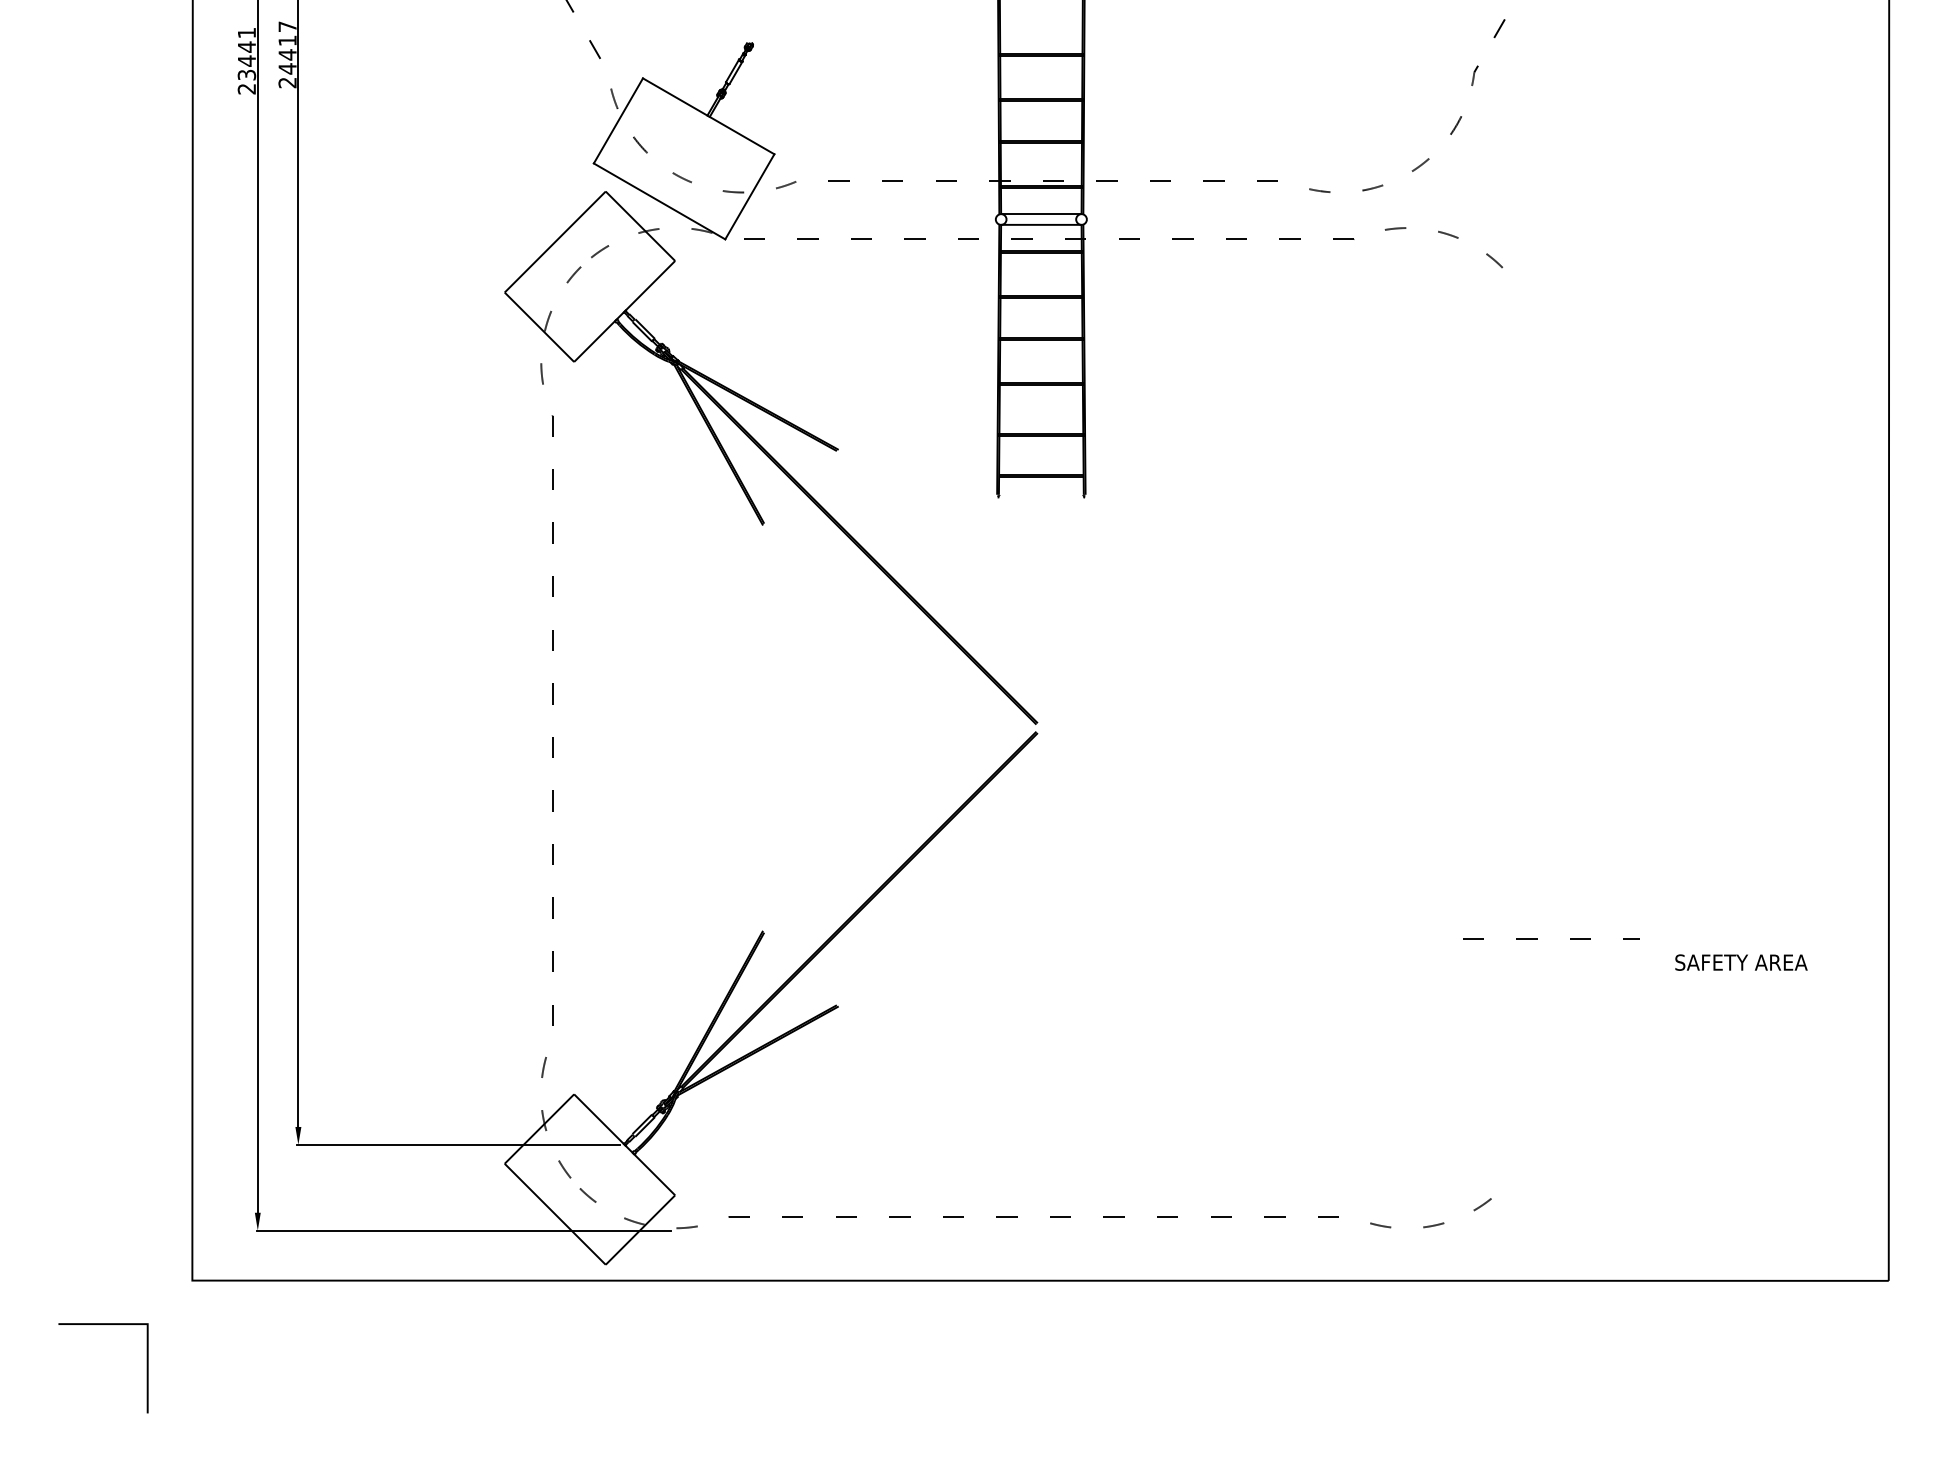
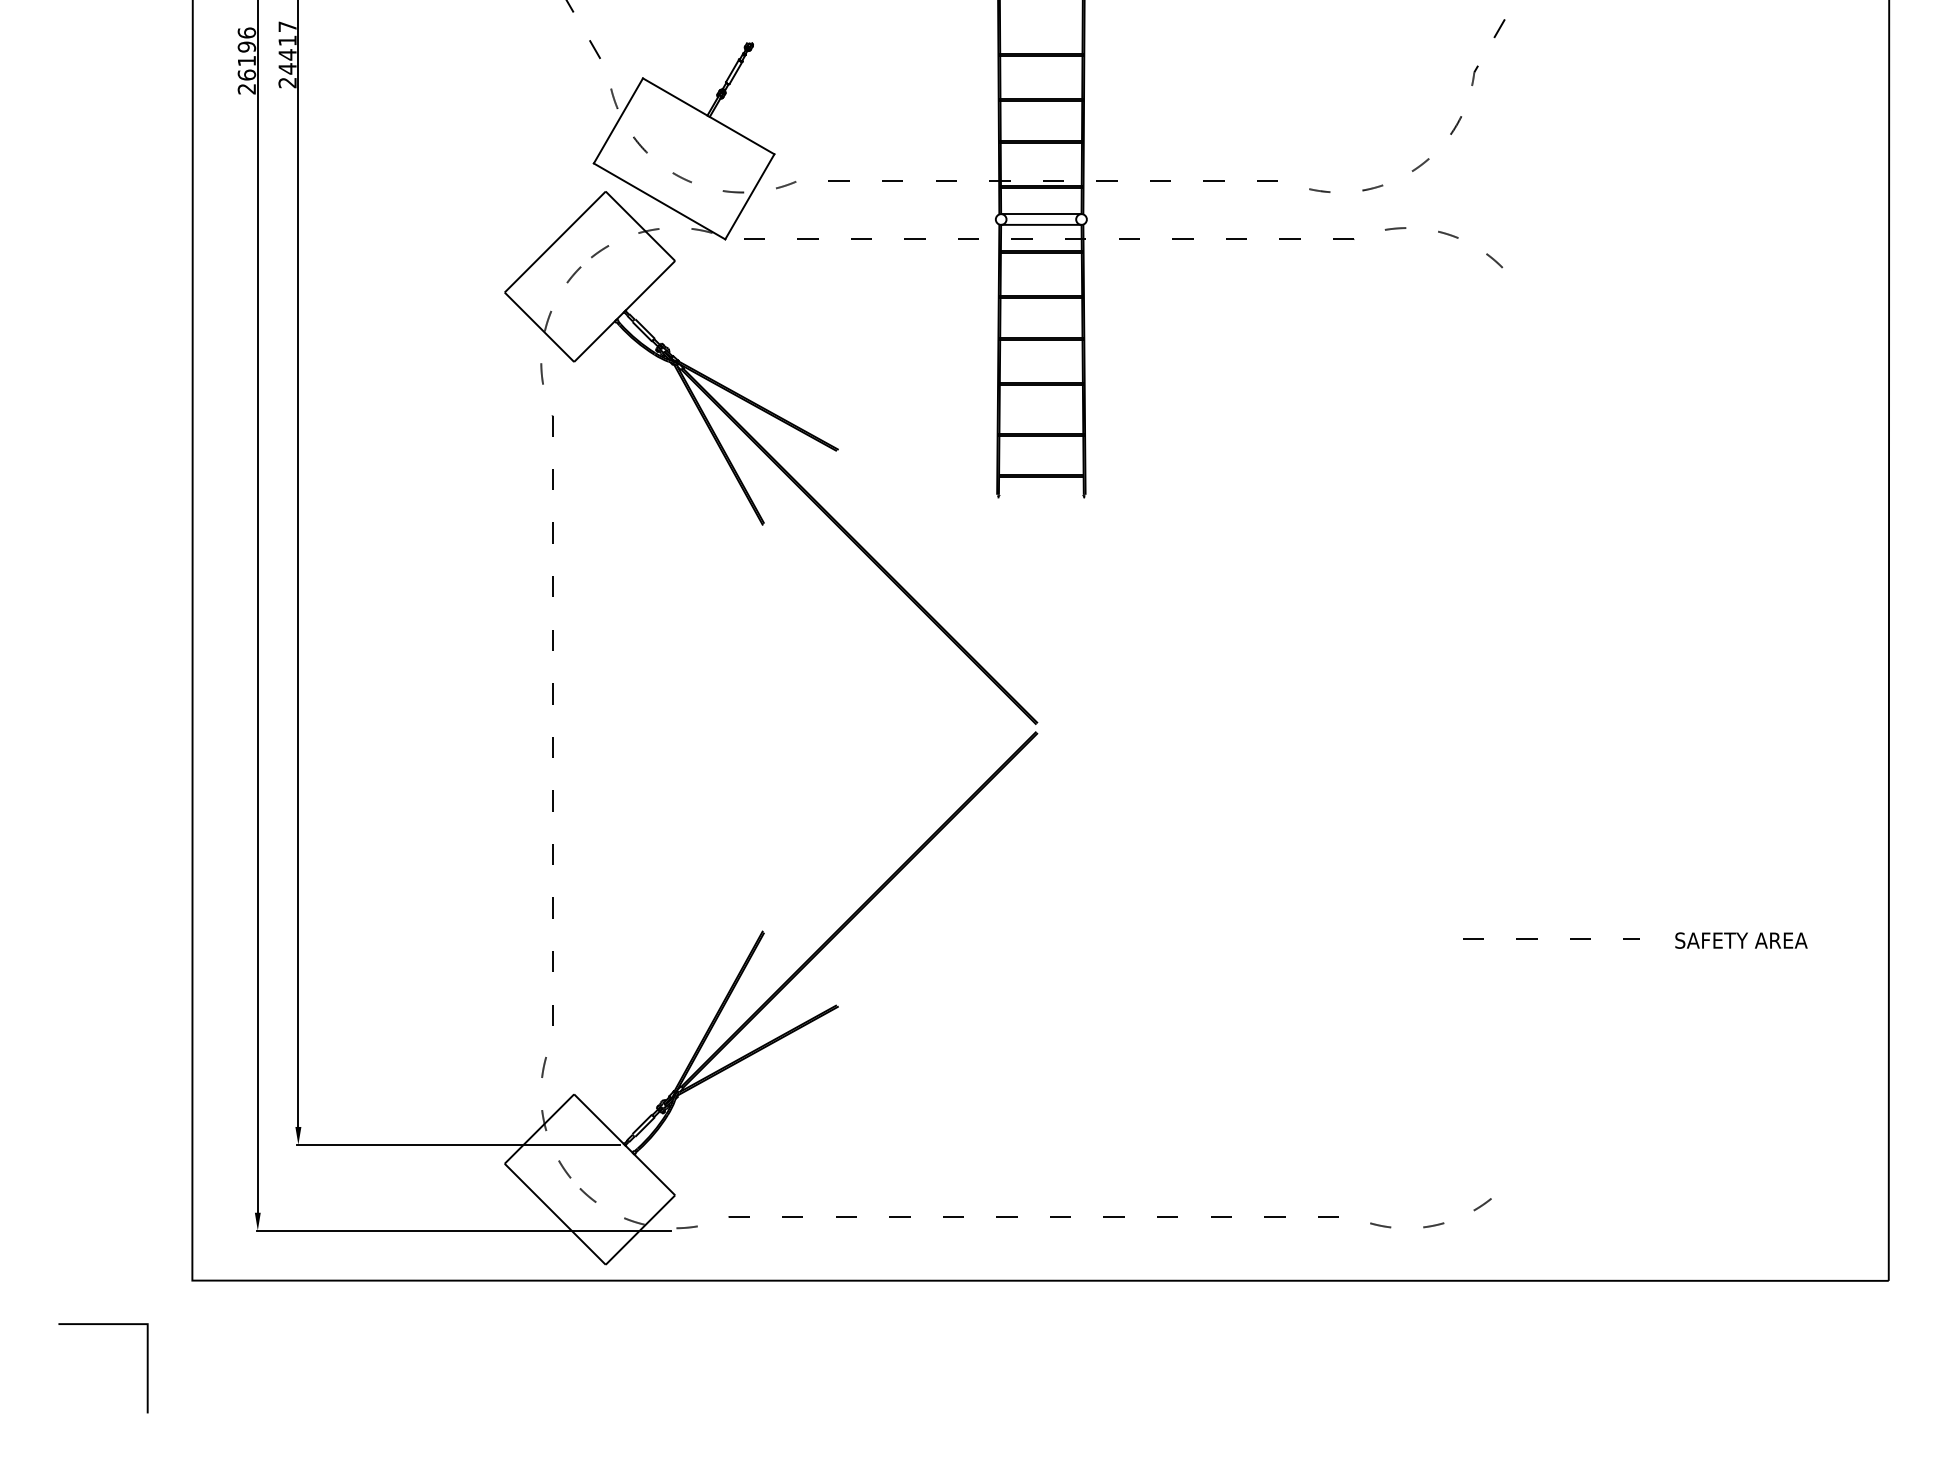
text: 23441 -> 26196 (246, 53)
text position: (1741, 962) -> (1741, 940) (1741, 940)
